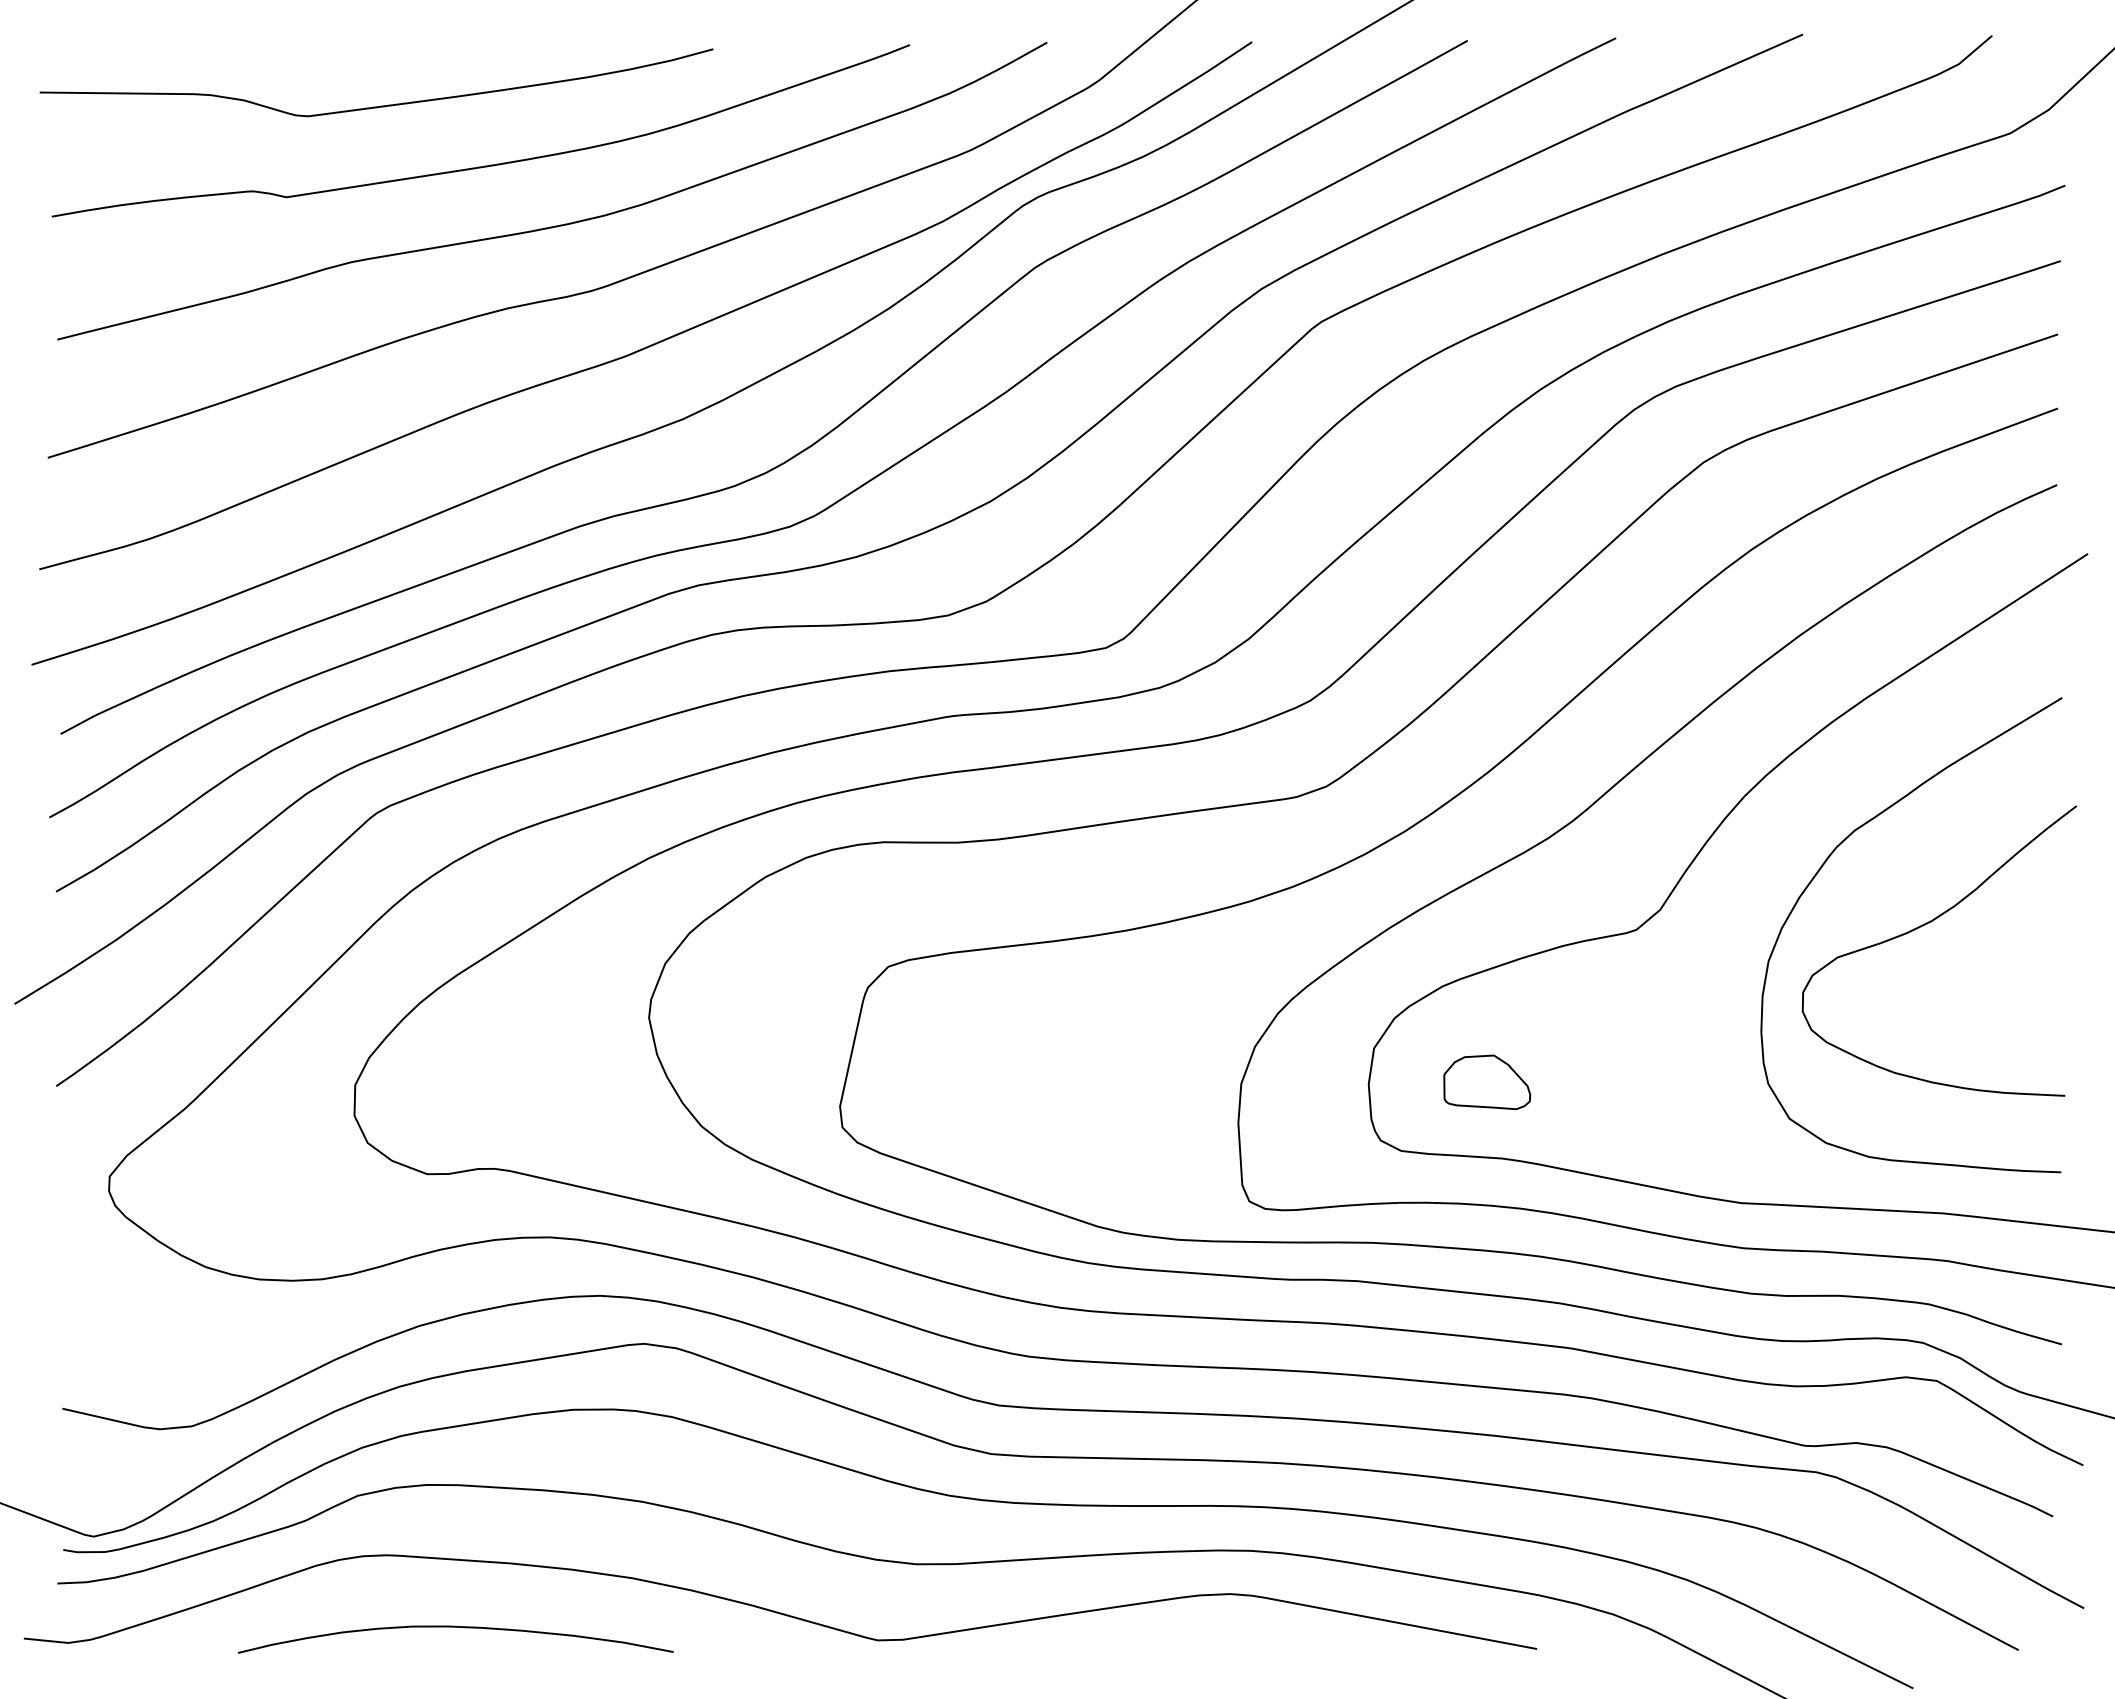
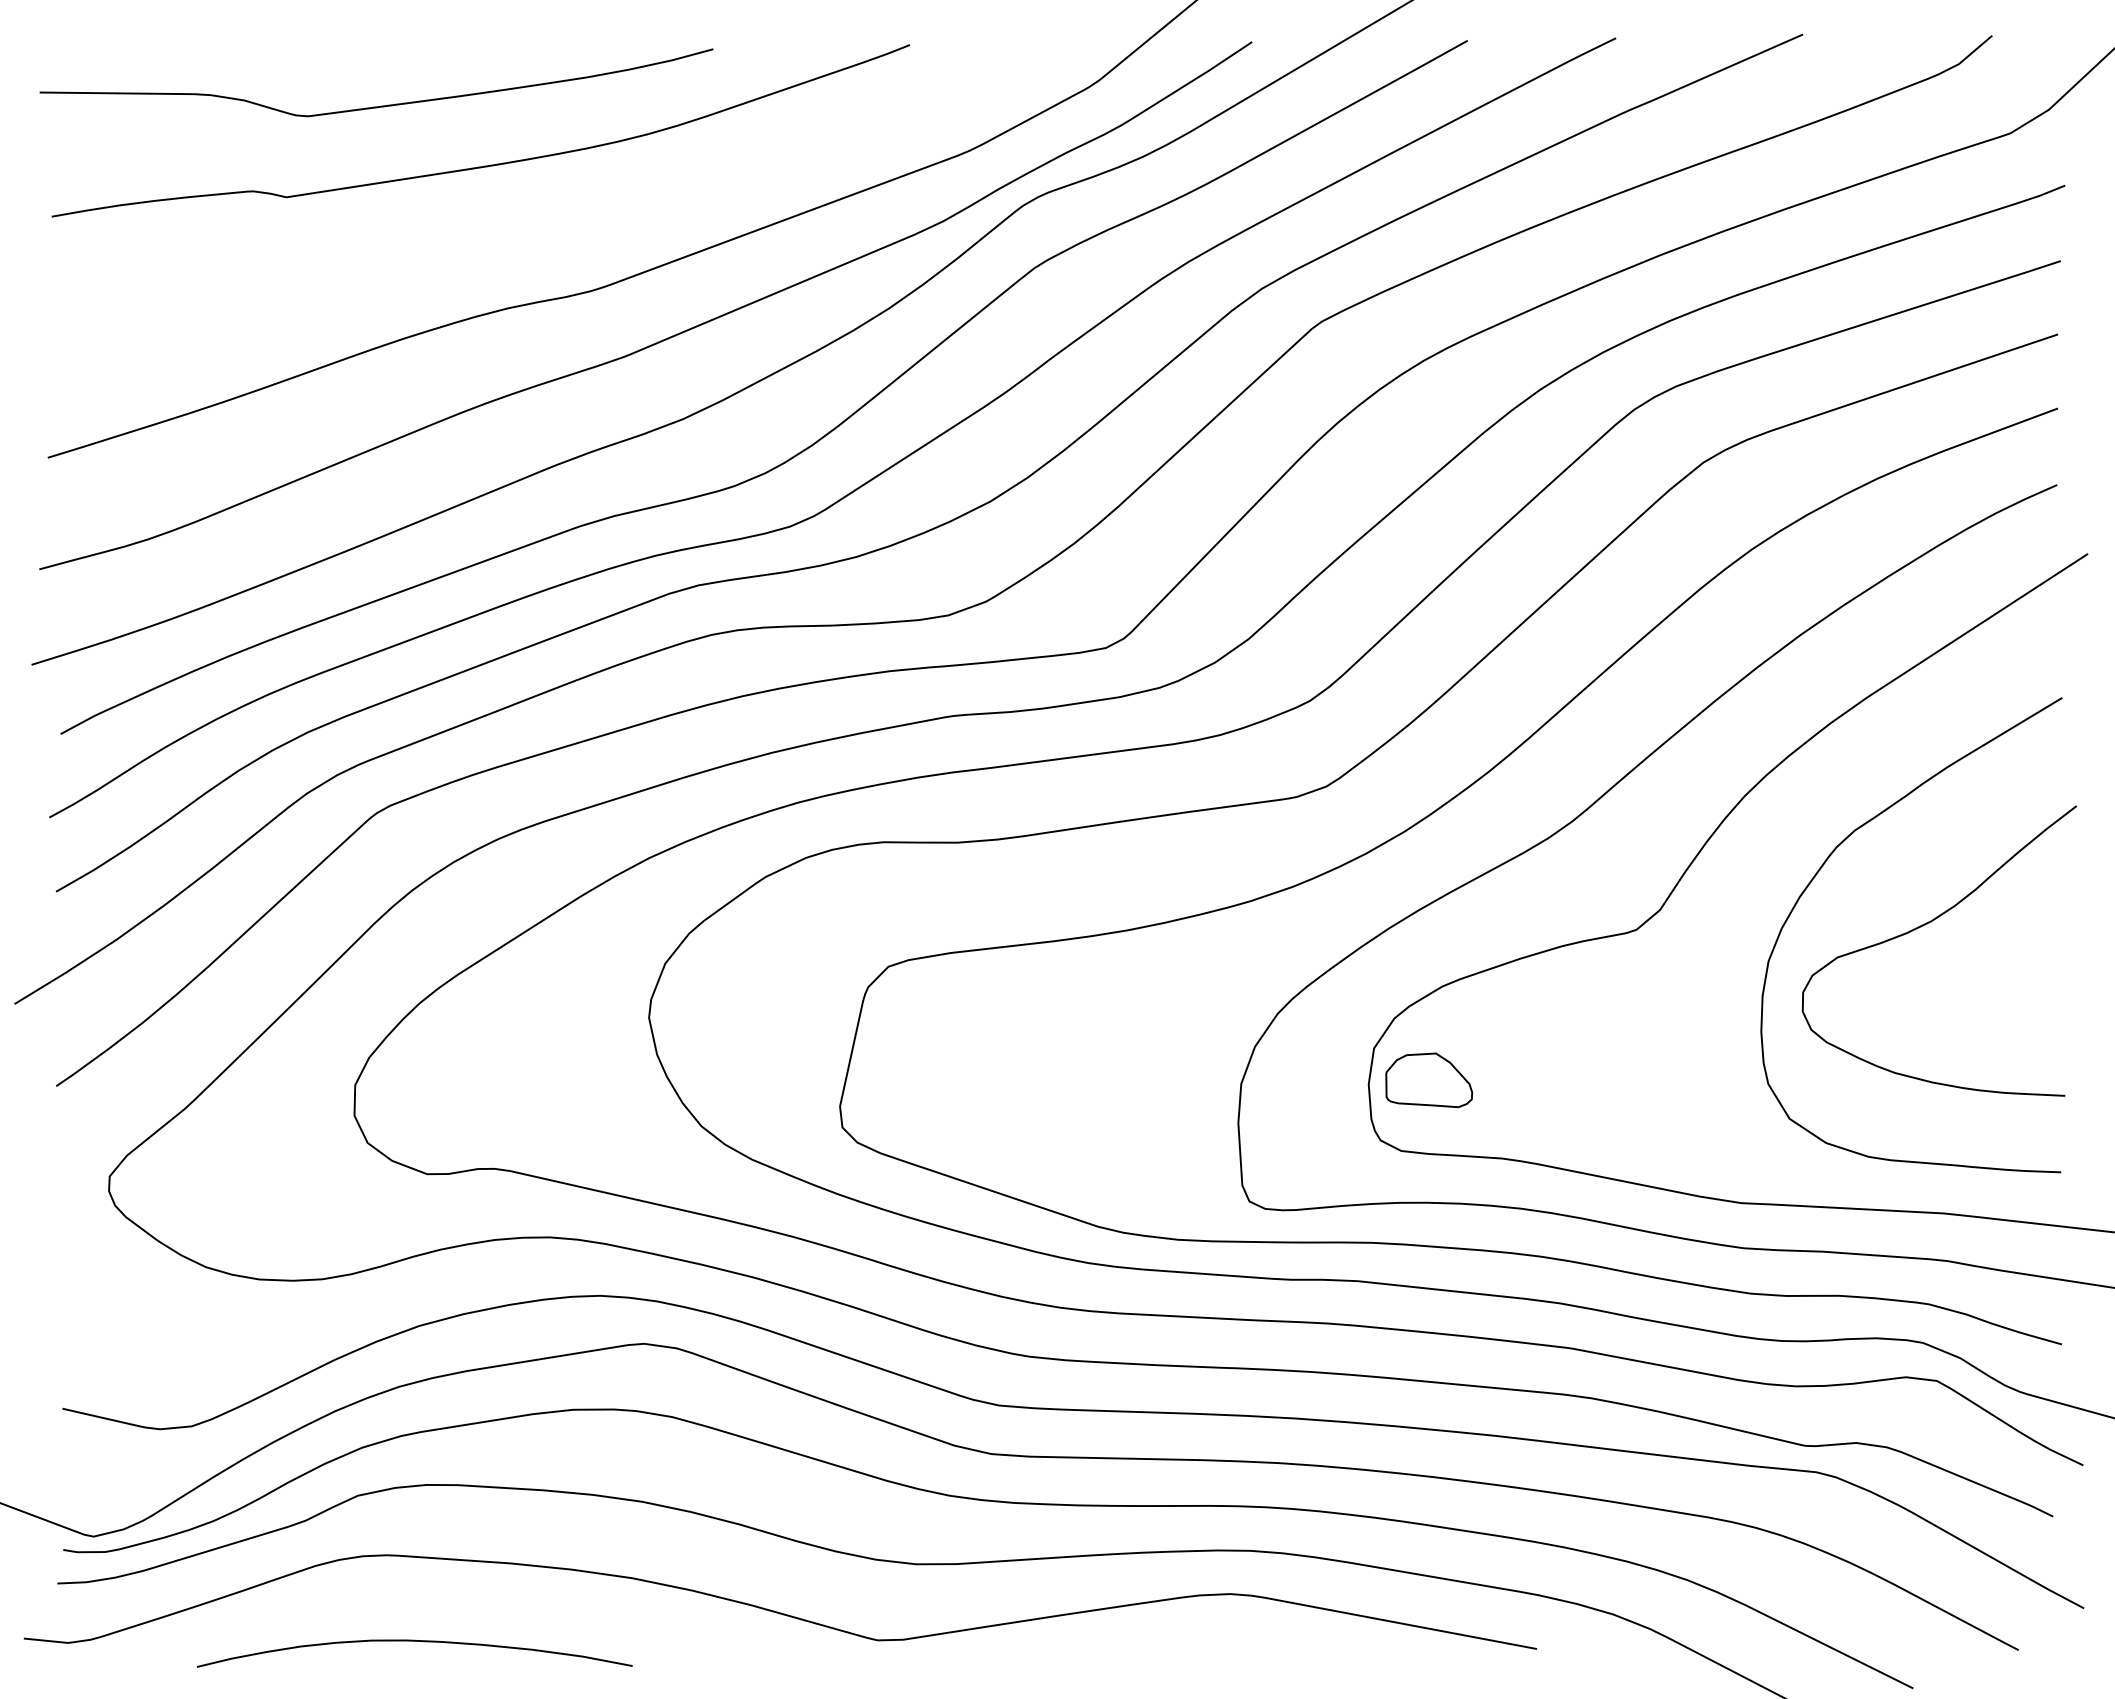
curve: present -> none (559, 224)
part position: (1487, 1082) -> (1429, 1080) (1429, 1080)
curve position: (455, 1627) -> (414, 1641) (414, 1641)
